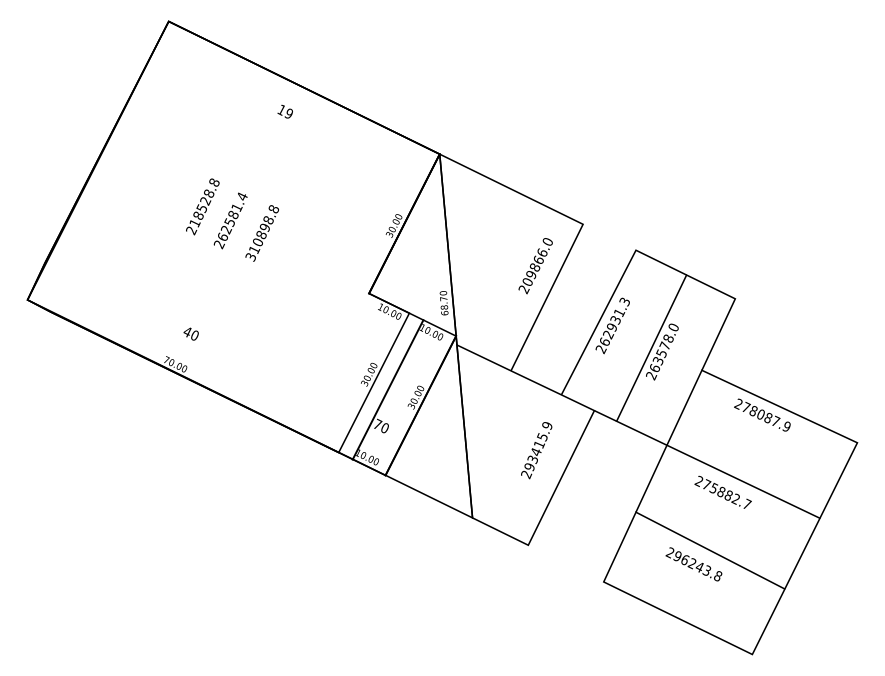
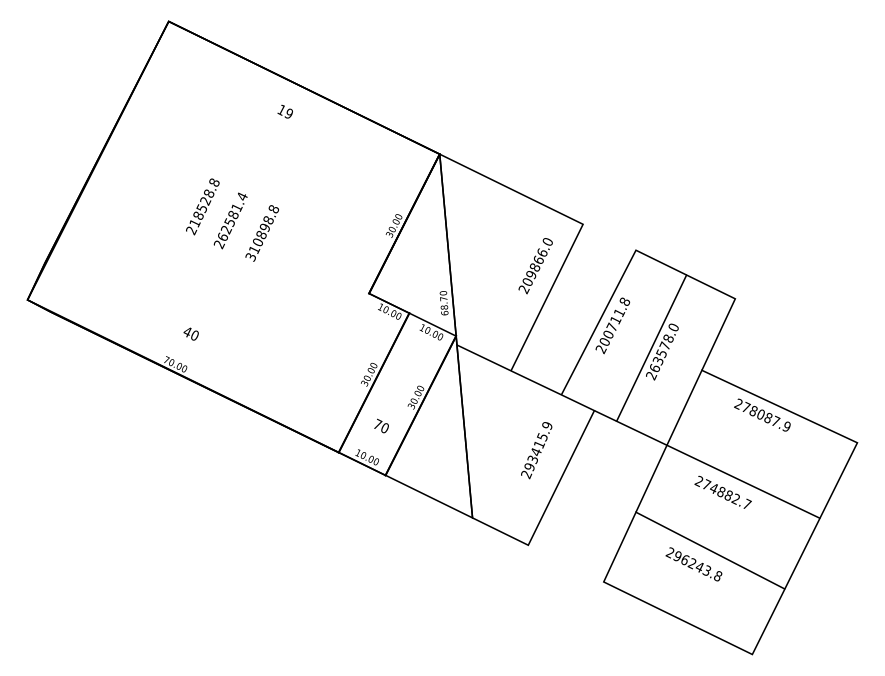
text: 262931.3 -> 200711.8 (614, 320)
line position: (387, 389) -> (373, 382) (373, 382)
text: 275882.7 -> 274882.7 (713, 487)
